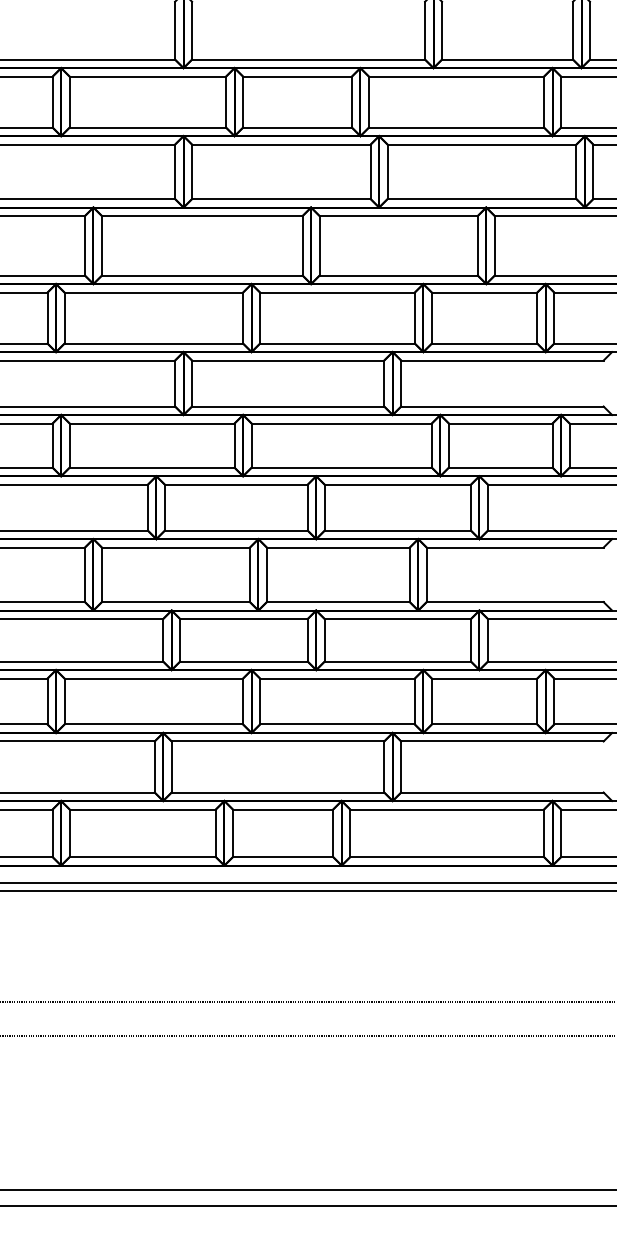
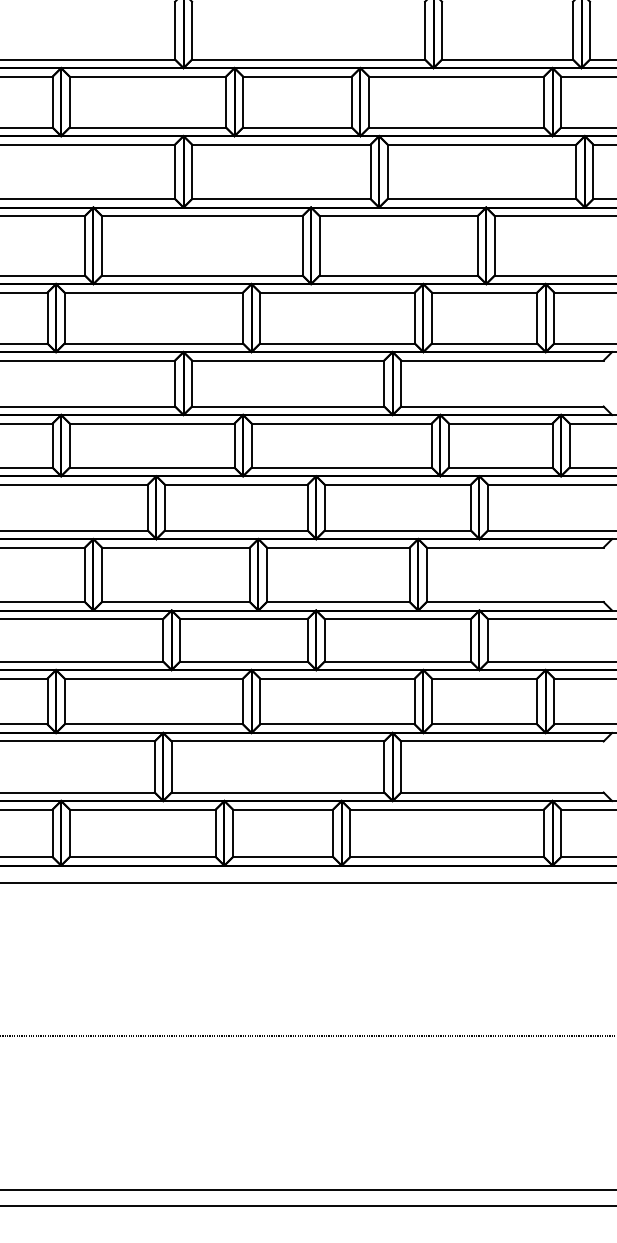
line: present -> none (307, 891)
line: present -> none (307, 1001)
